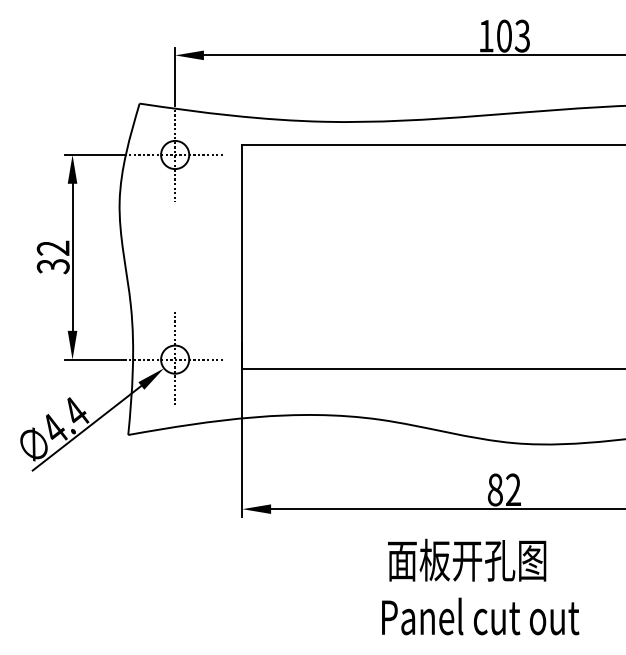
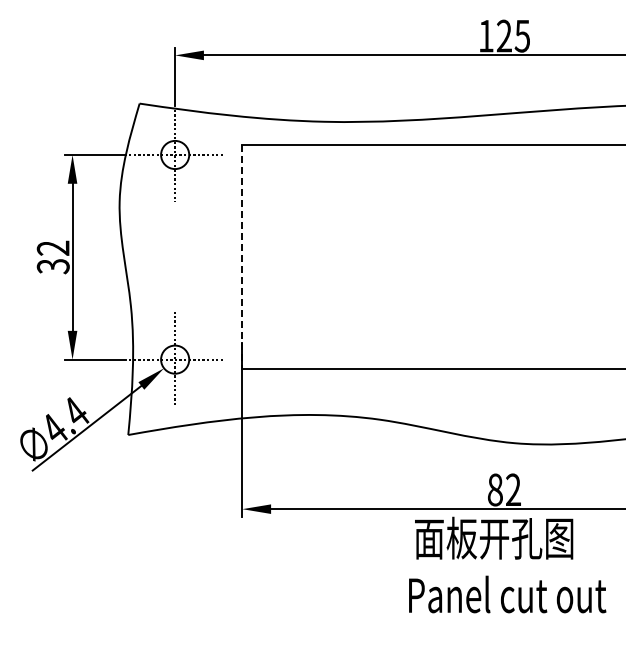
text: 103 -> 125 (512, 35)
line: solid -> dashed (242, 257)
text position: (480, 586) -> (507, 564) (507, 564)
